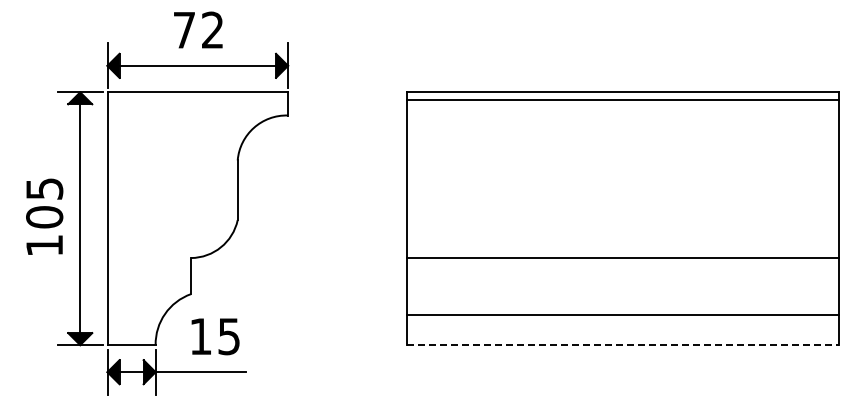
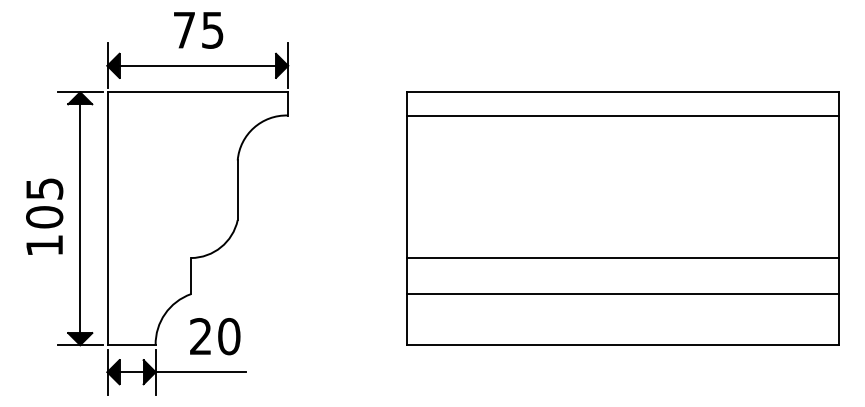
text: 72 -> 75 (212, 29)
line position: (623, 99) -> (623, 115) (623, 115)
line position: (623, 315) -> (623, 294) (623, 294)
text: 15 -> 20 (215, 336)
line: dashed -> solid (623, 345)
